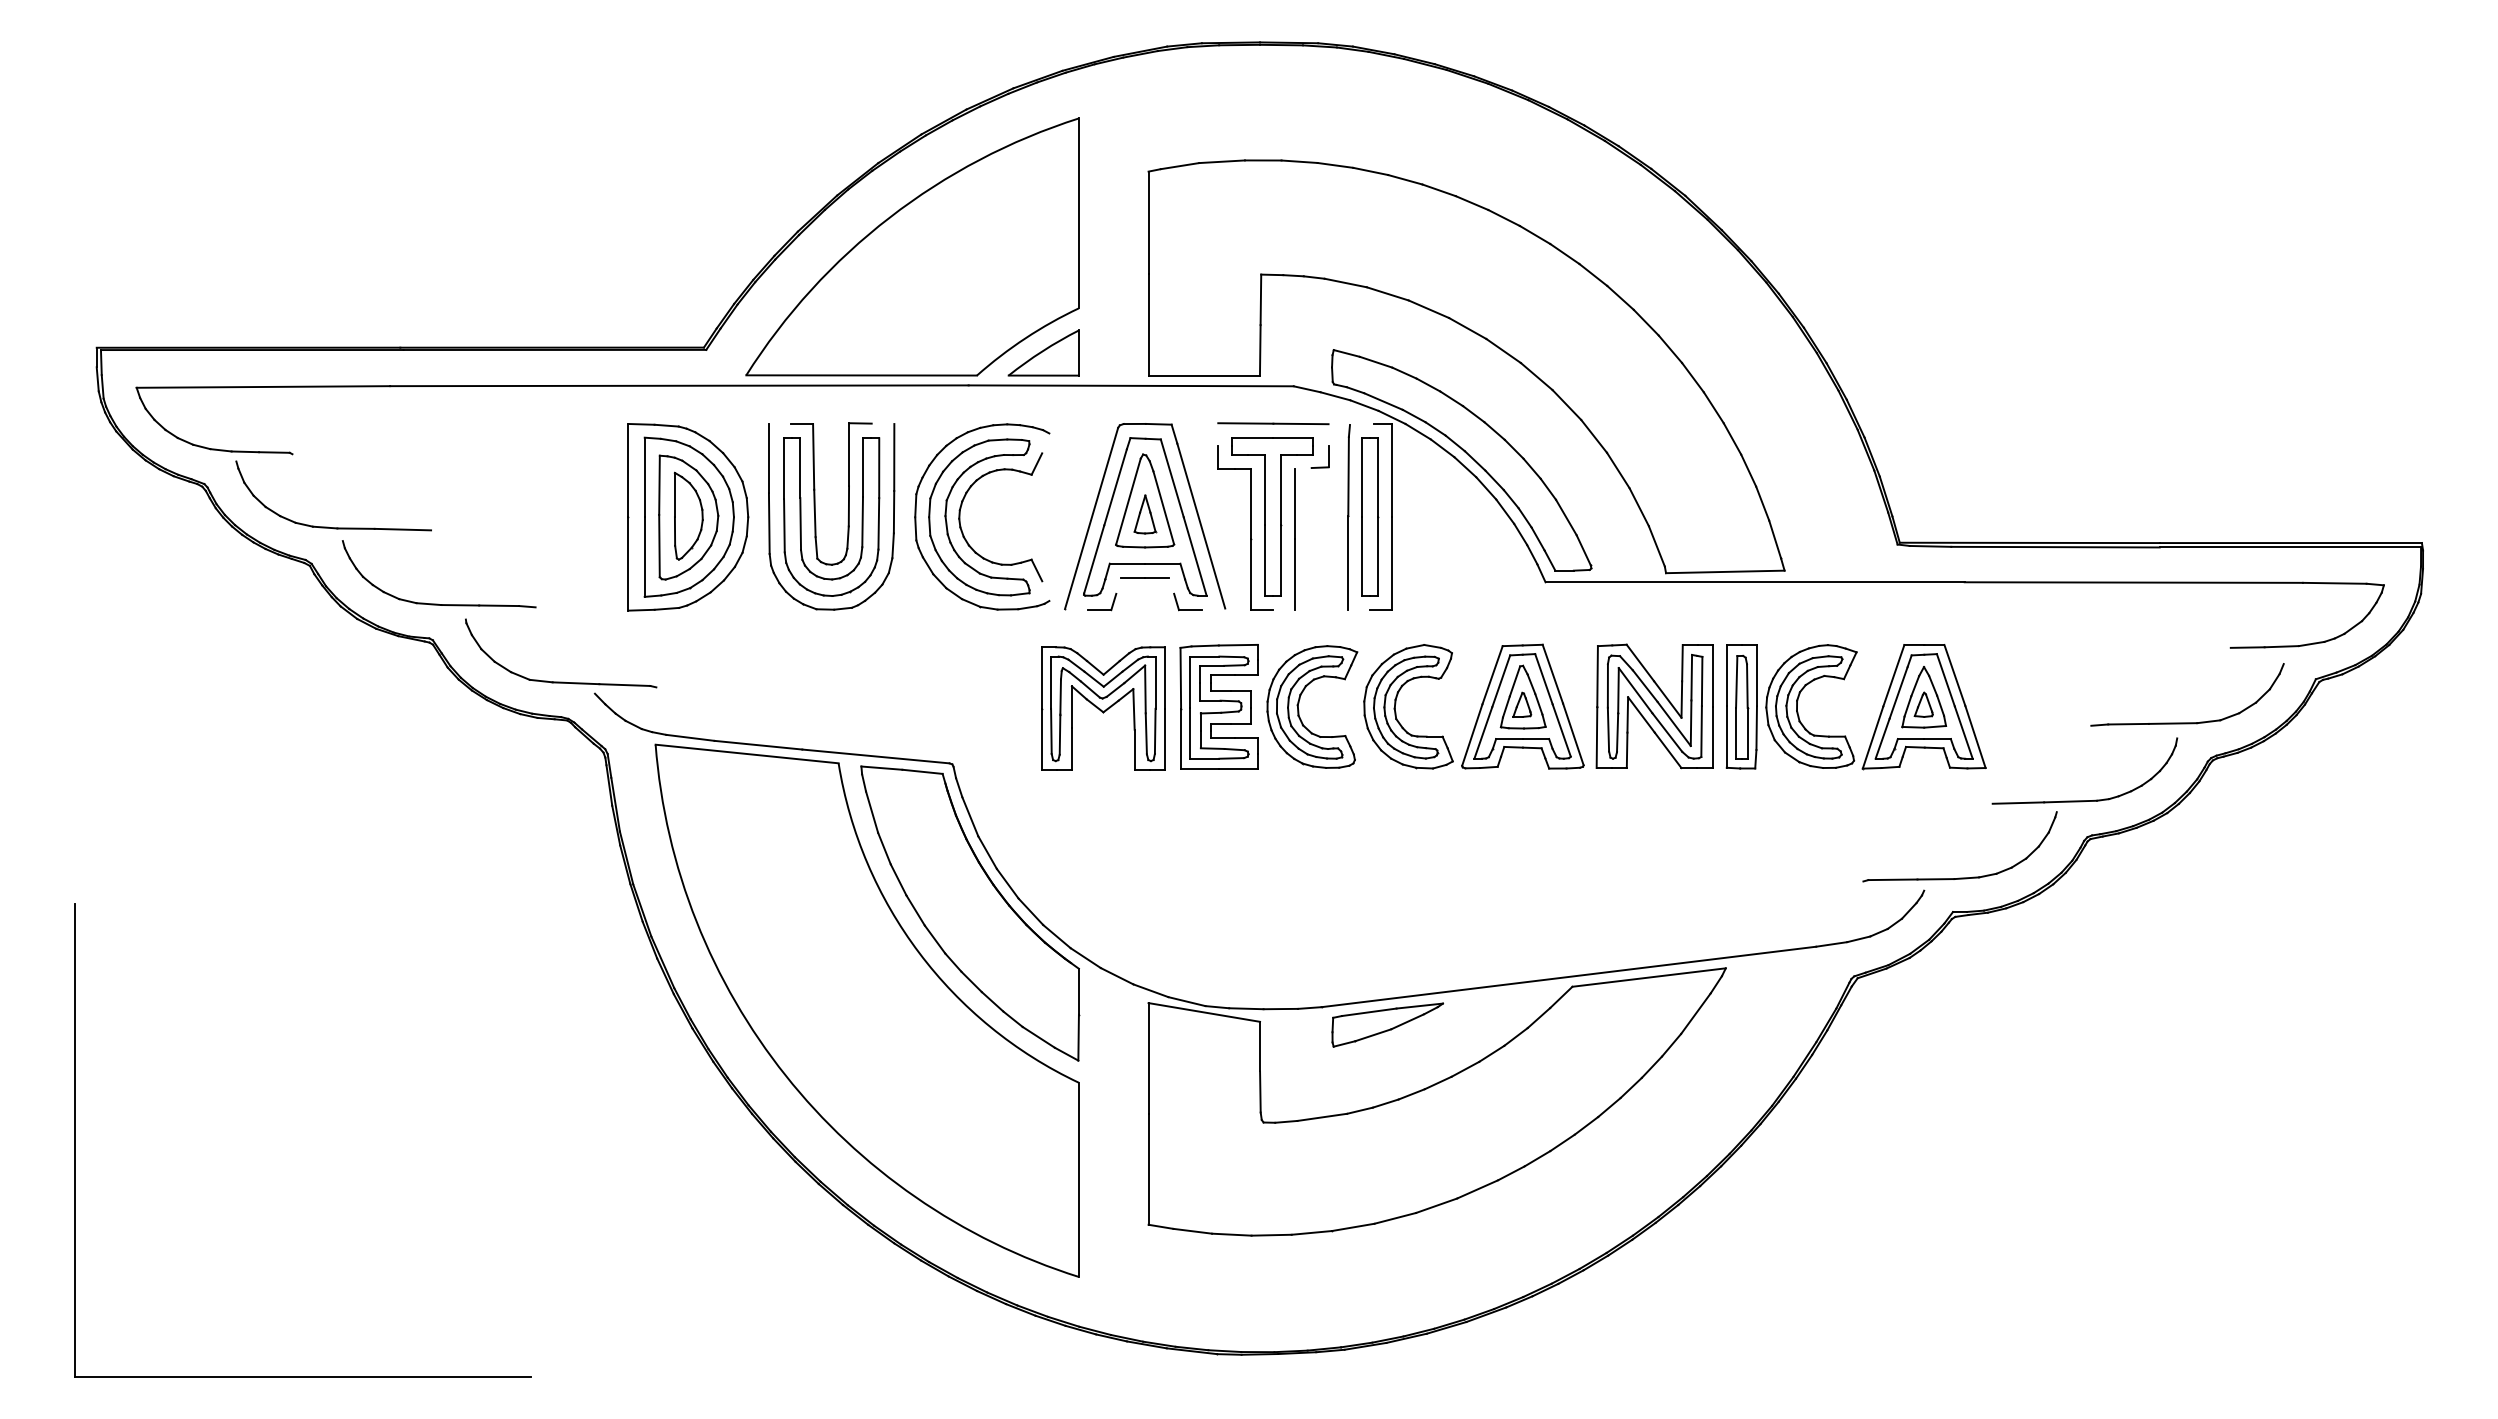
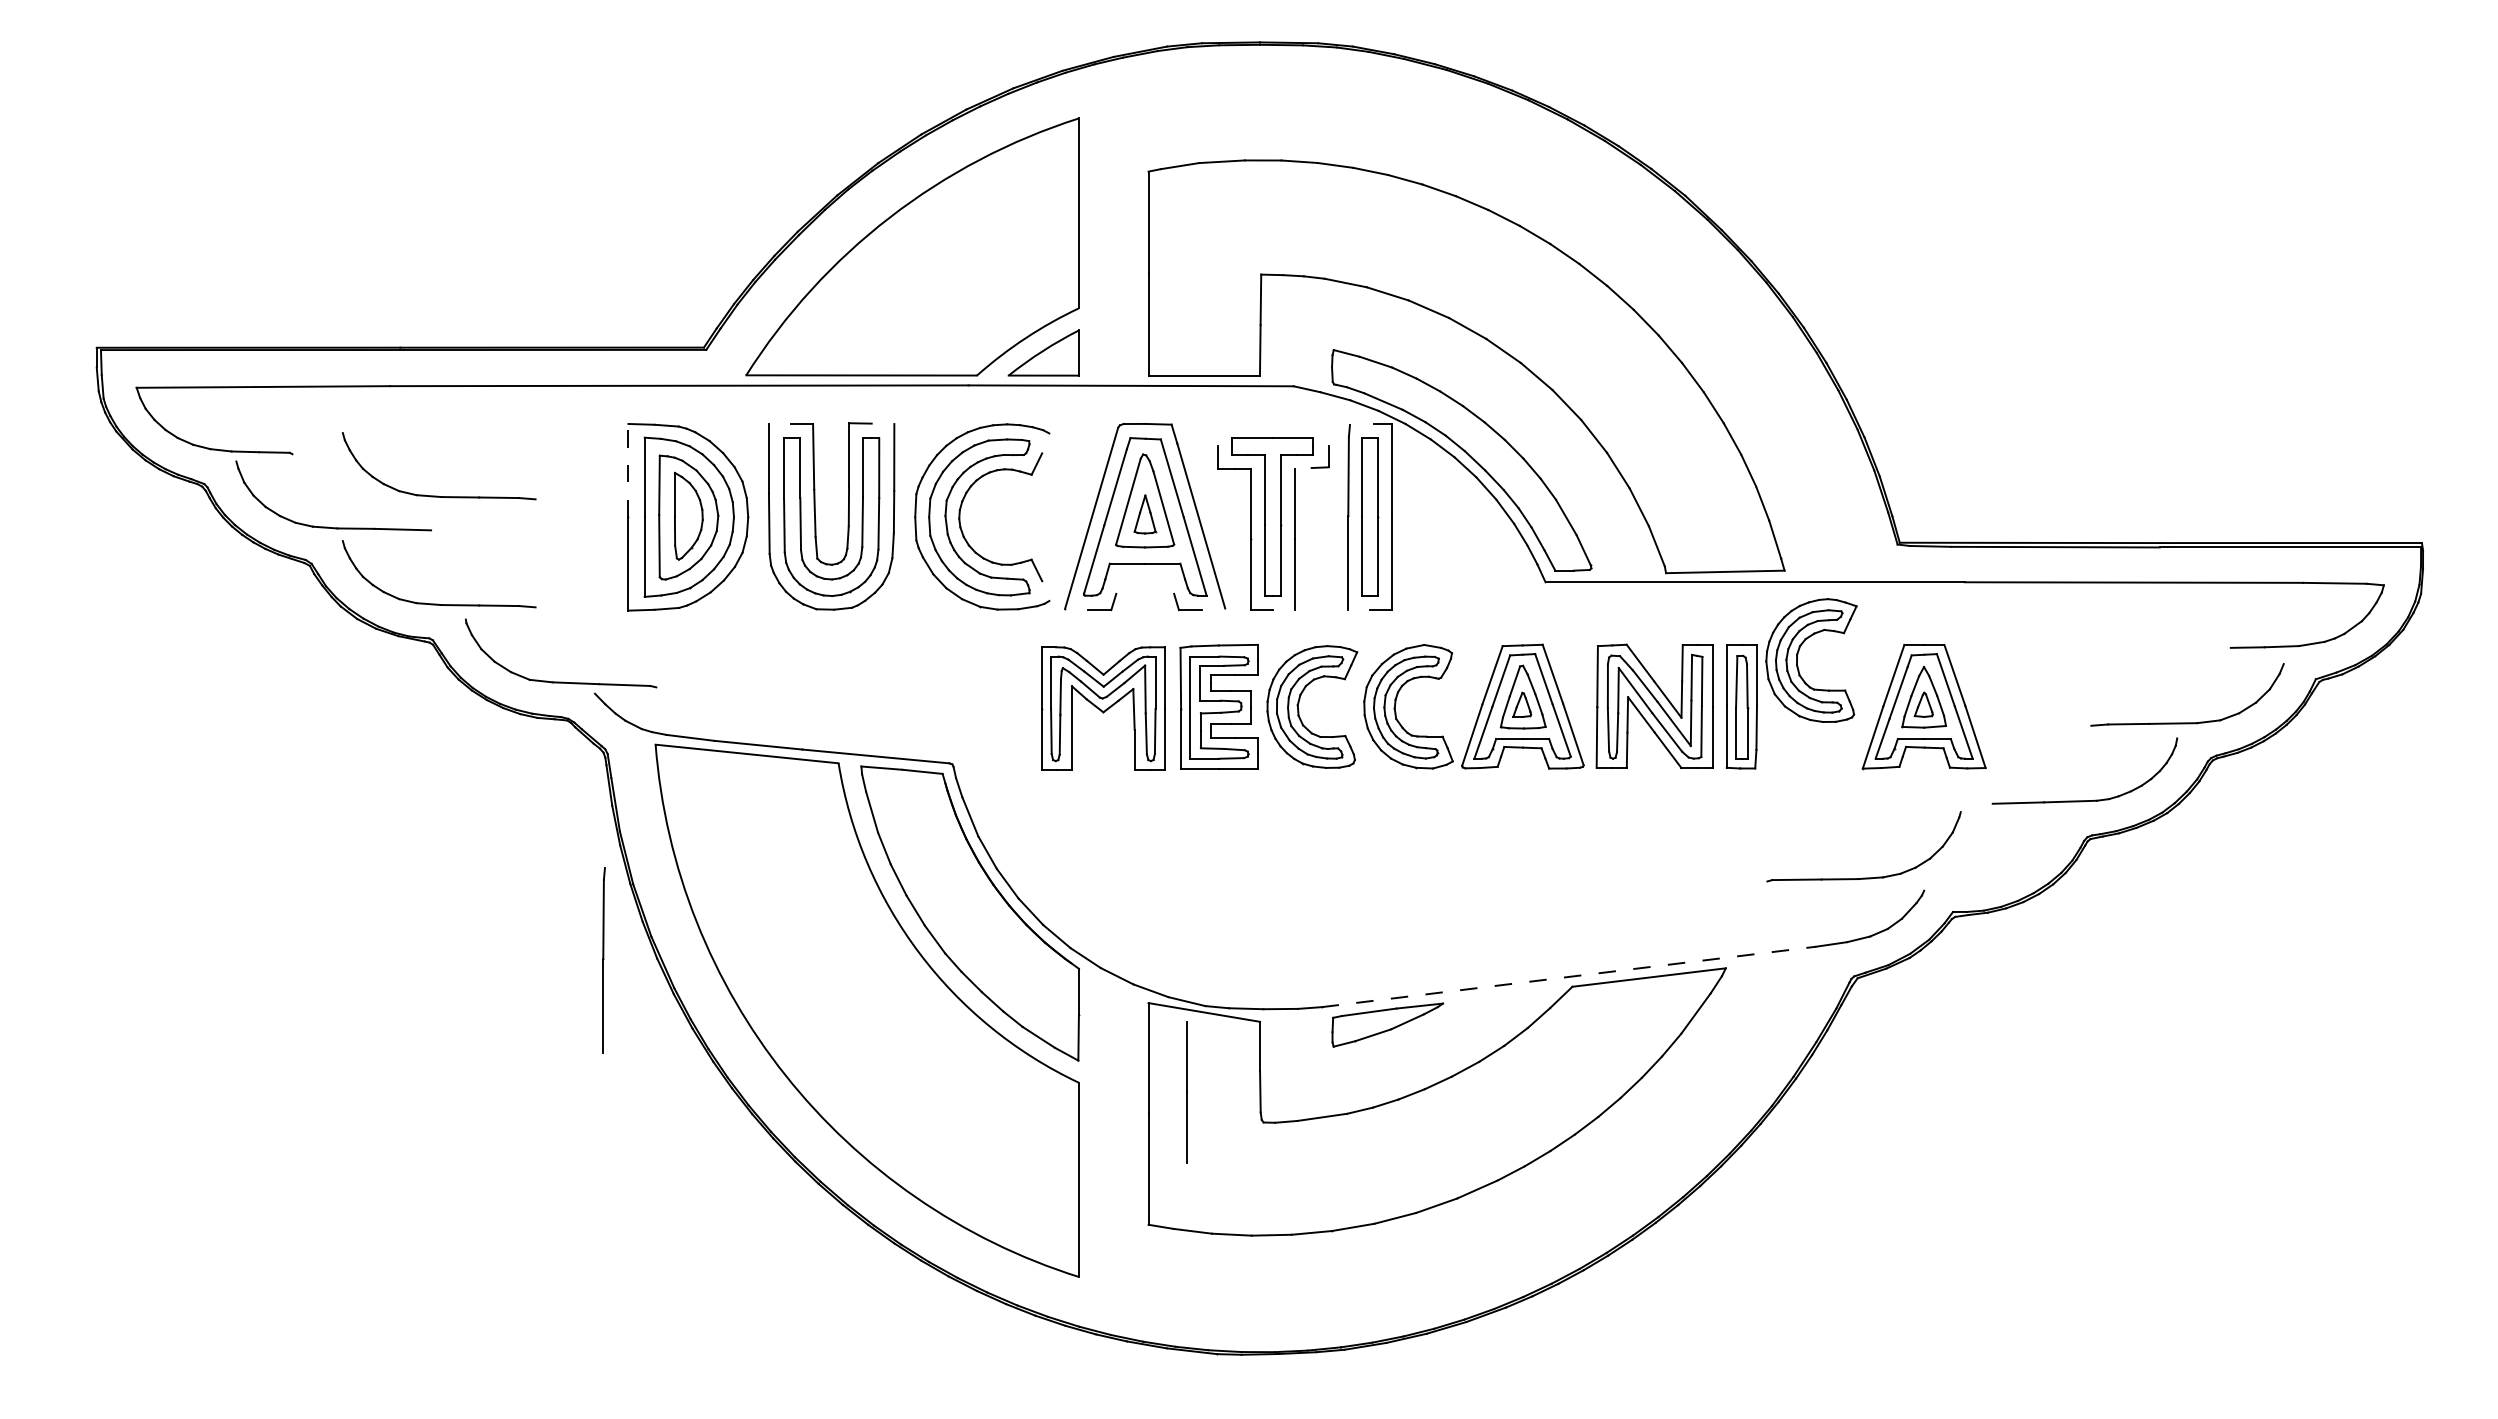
line: present -> none (1273, 423)
line: solid -> dashed (628, 470)
part: none -> present (438, 495)
line: present -> none (1144, 577)
part position: (1797, 706) -> (1797, 660) (1797, 660)
part position: (1959, 877) -> (1863, 877) (1863, 877)
line: none -> present (603, 960)
line: solid -> dashed (1569, 976)
line: none -> present (1186, 1092)
part: present -> none (75, 1140)
